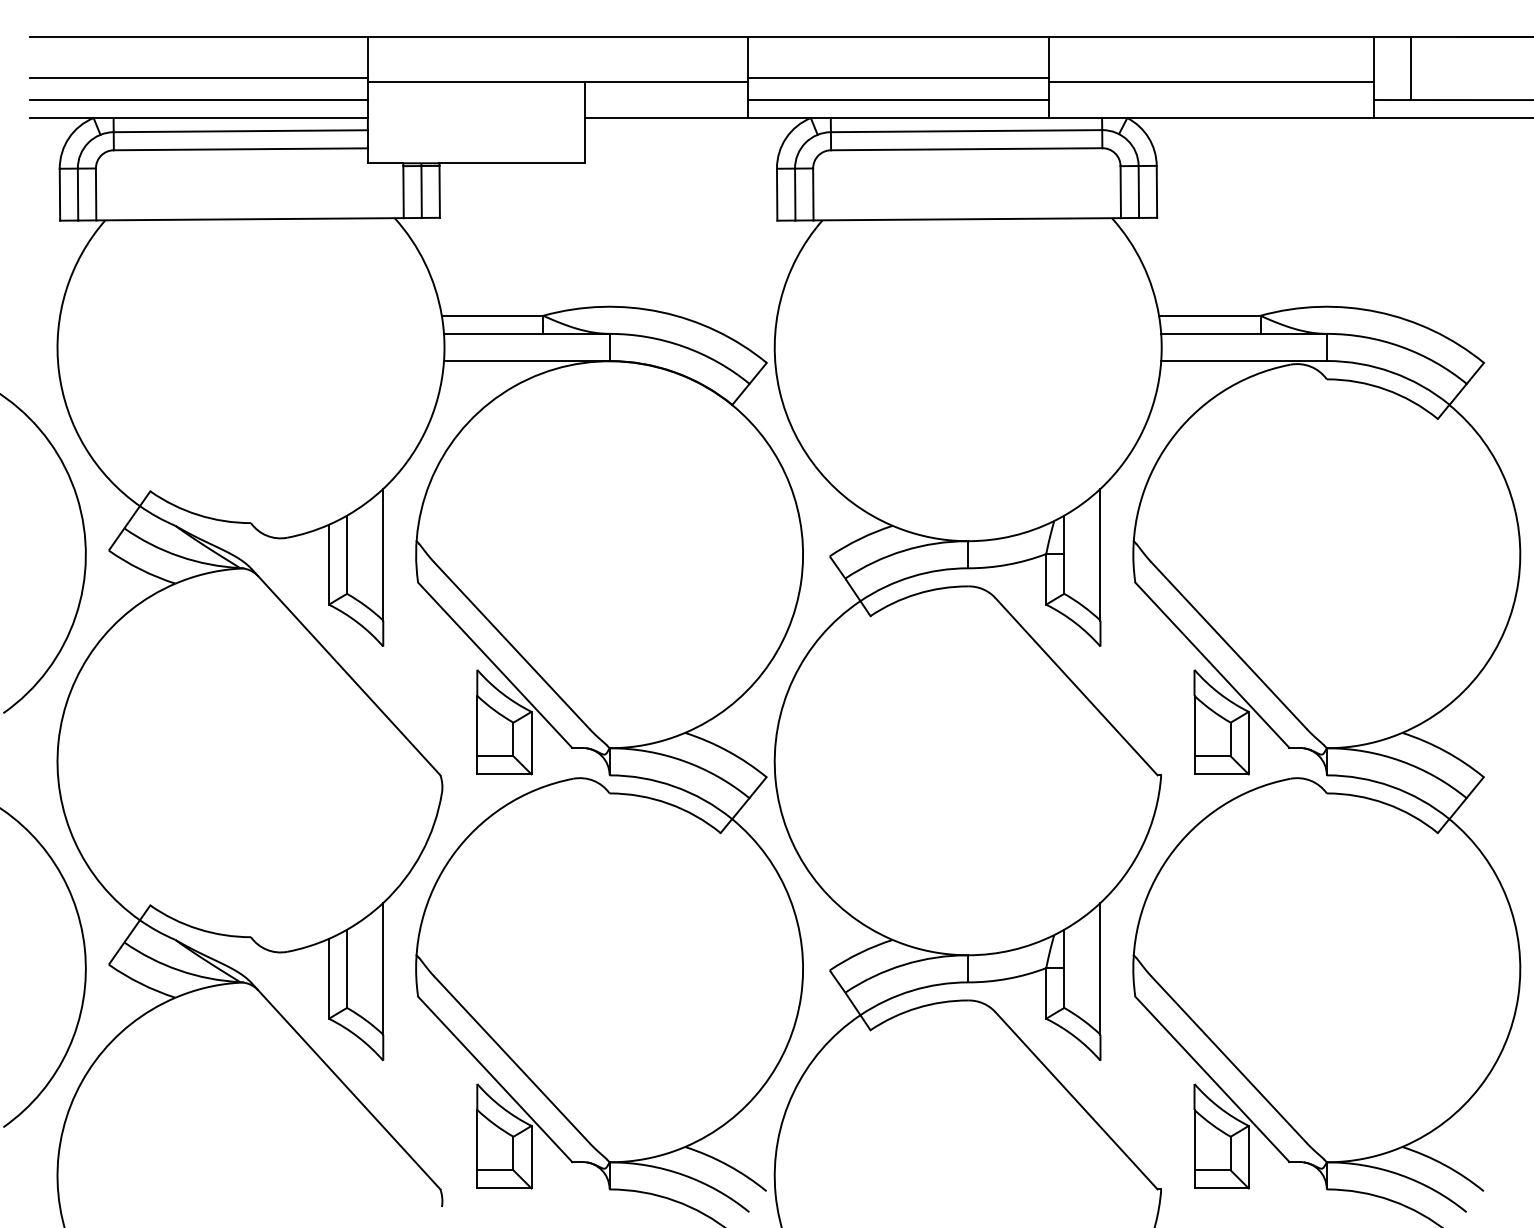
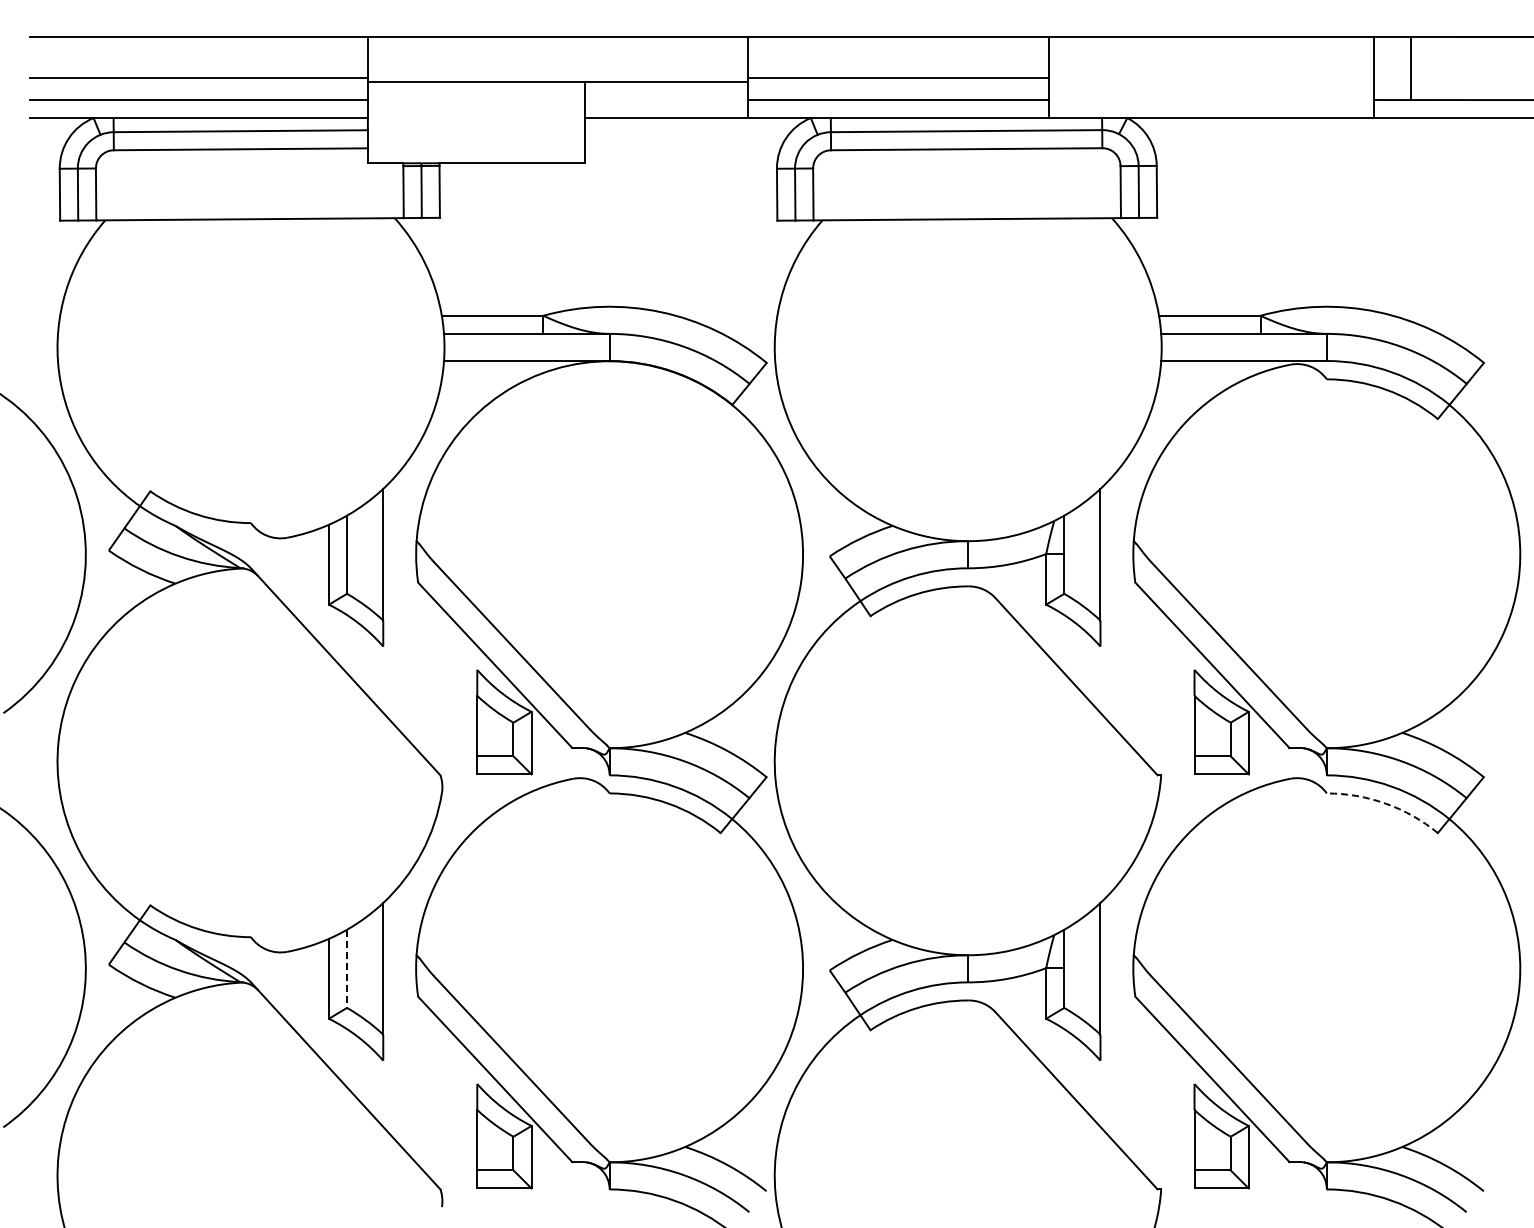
line: present -> none (1211, 81)
arc: solid -> dashed (1385, 803)
line: solid -> dashed (347, 969)
